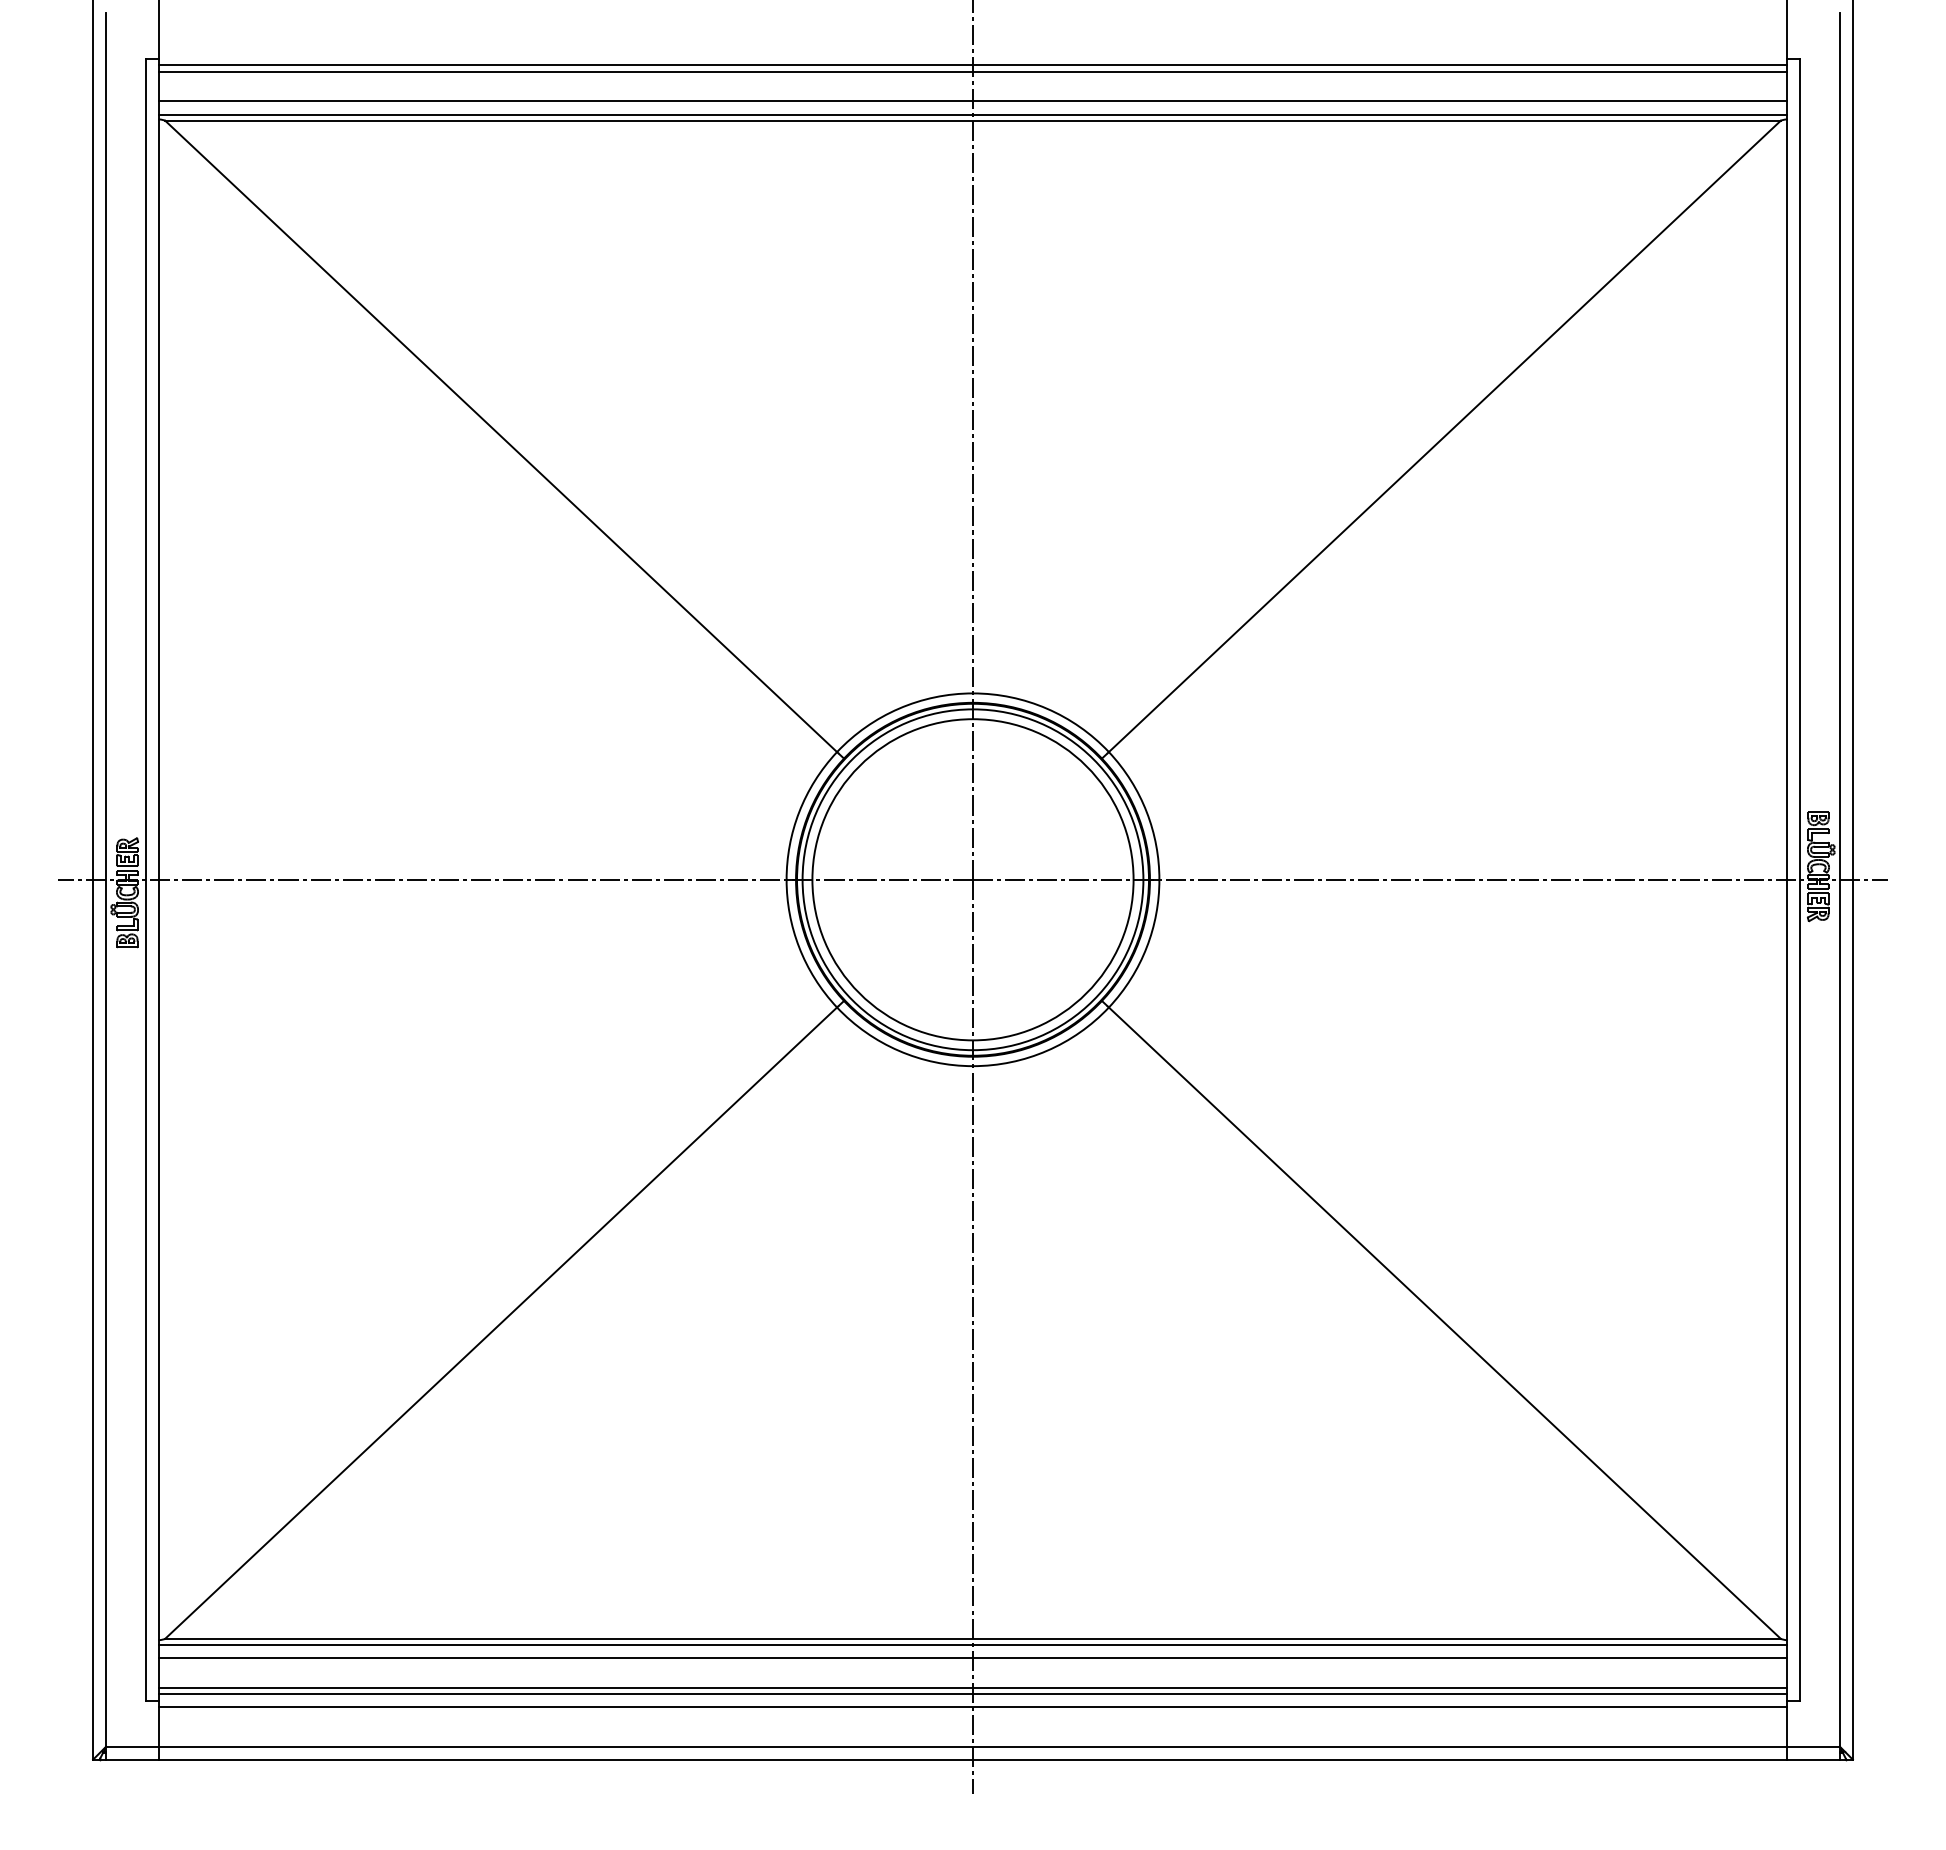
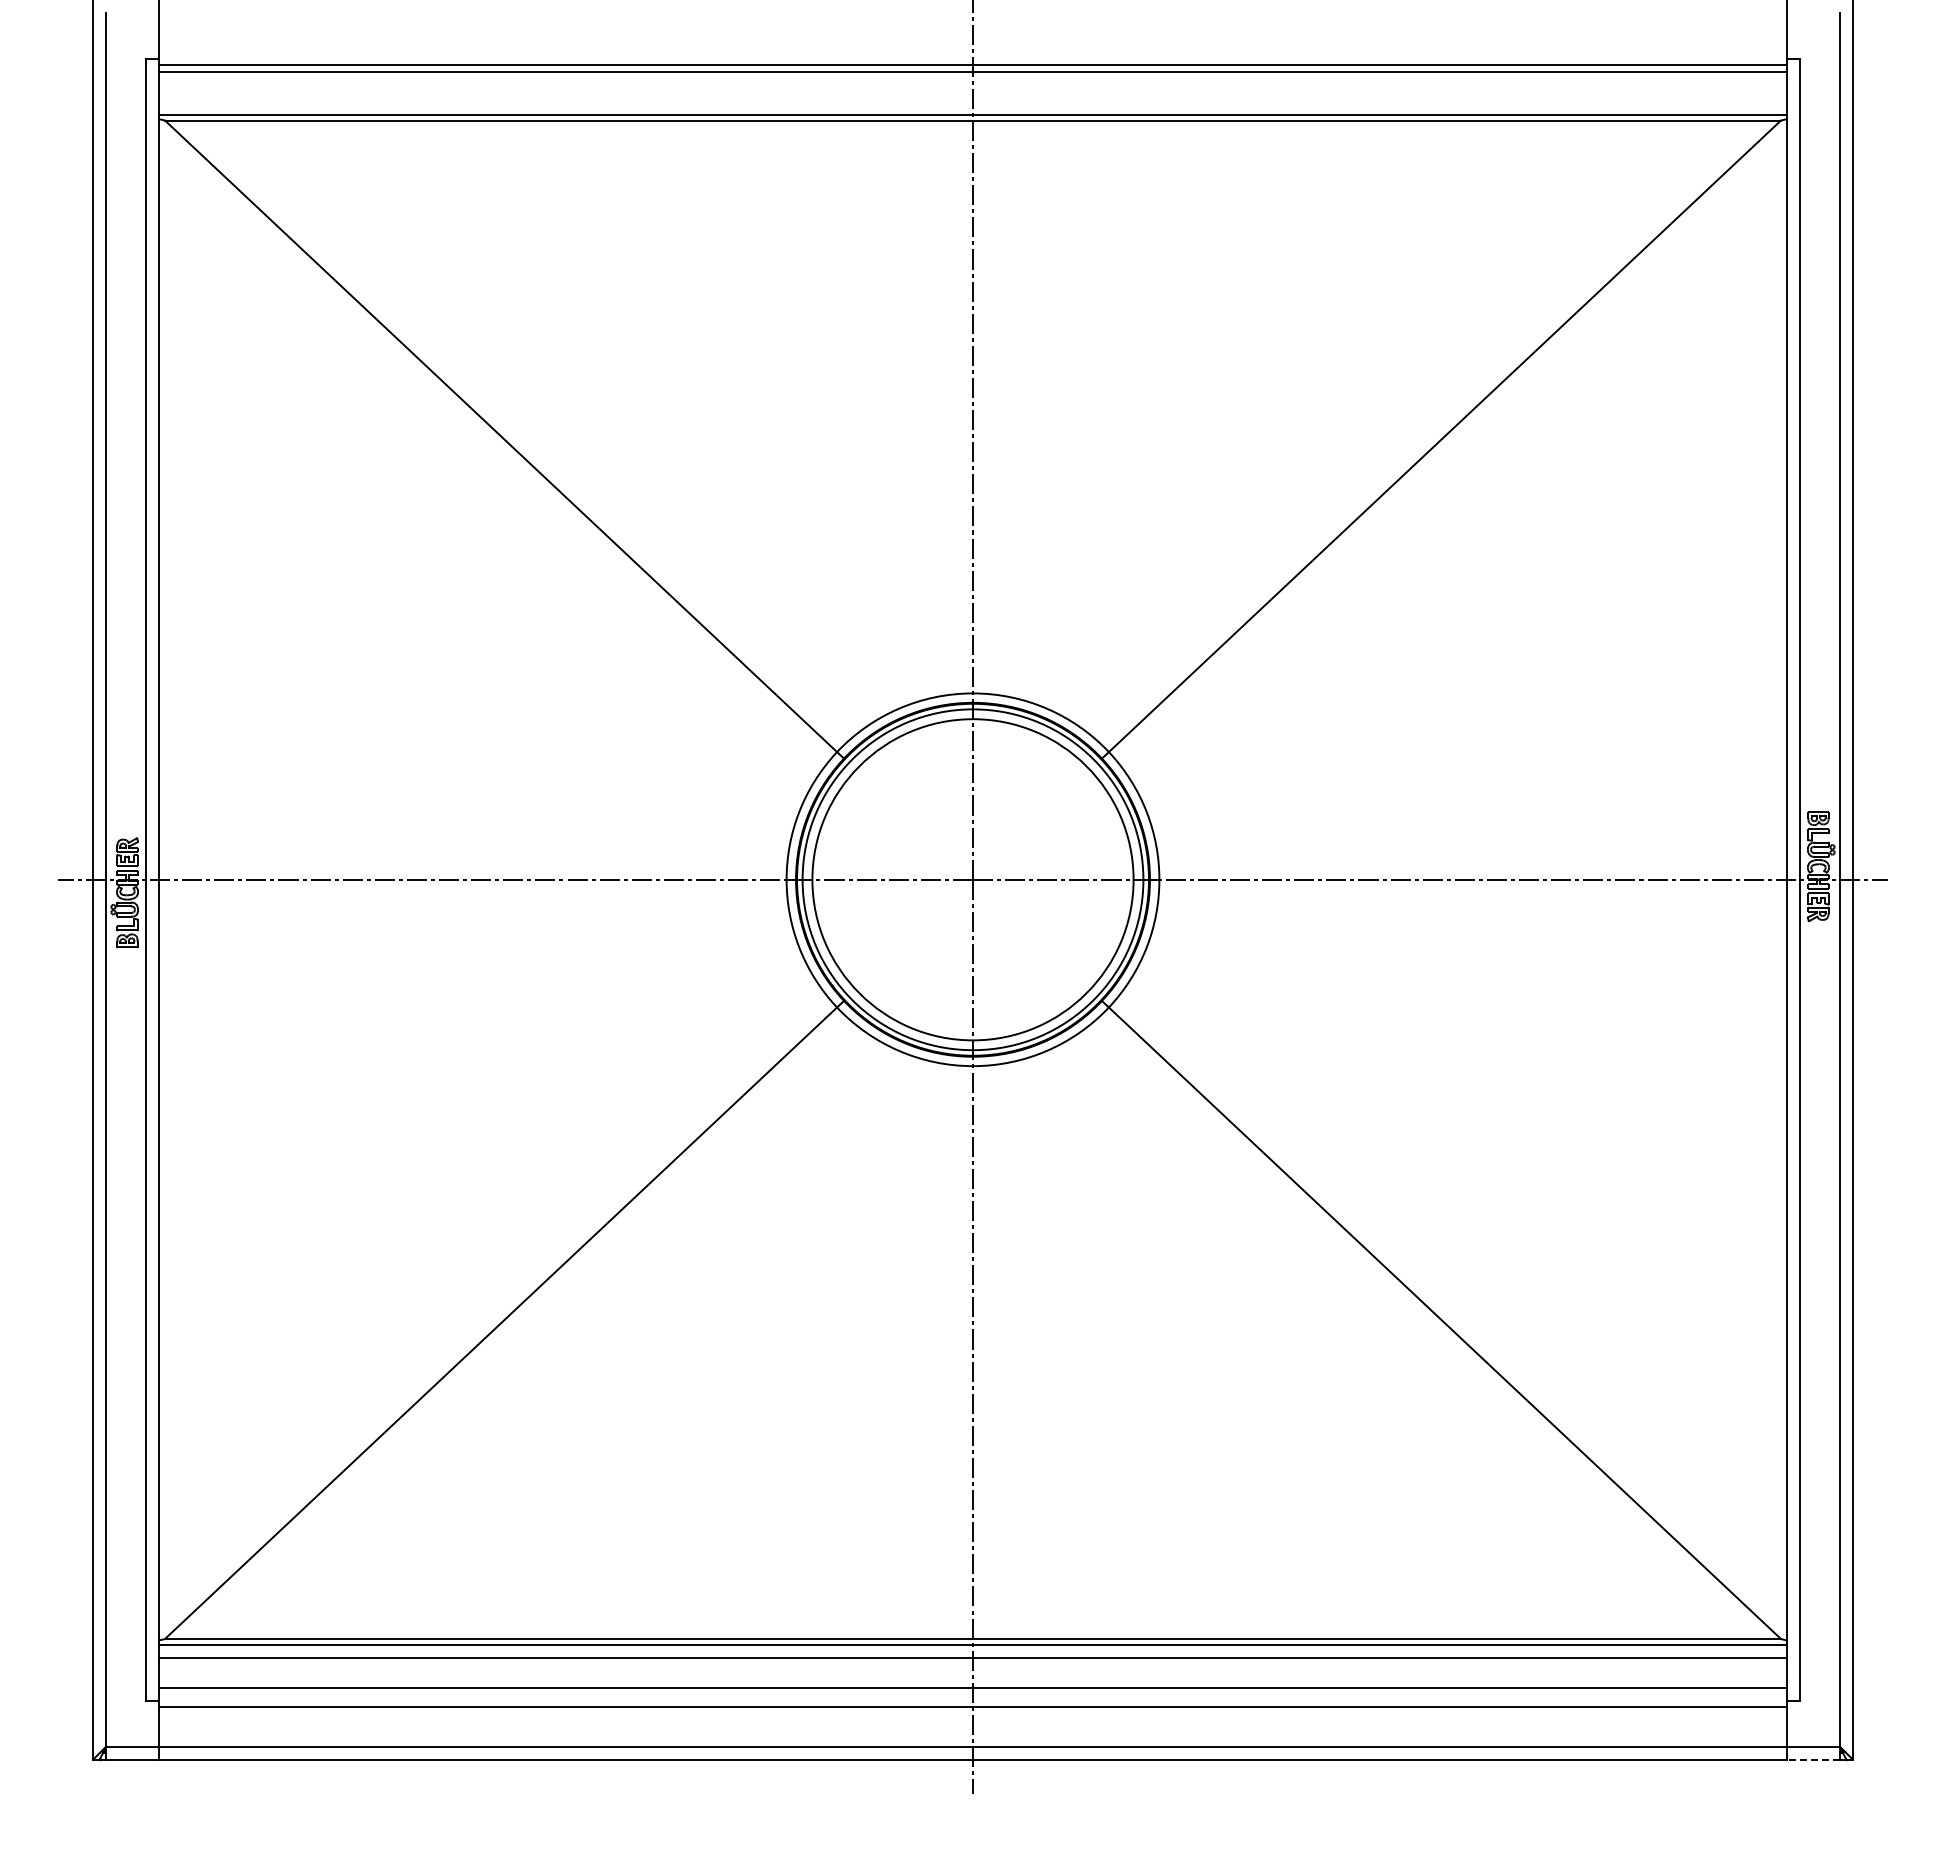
line: present -> none (972, 101)
line: present -> none (972, 1694)
line: solid -> dashed (1813, 1759)
